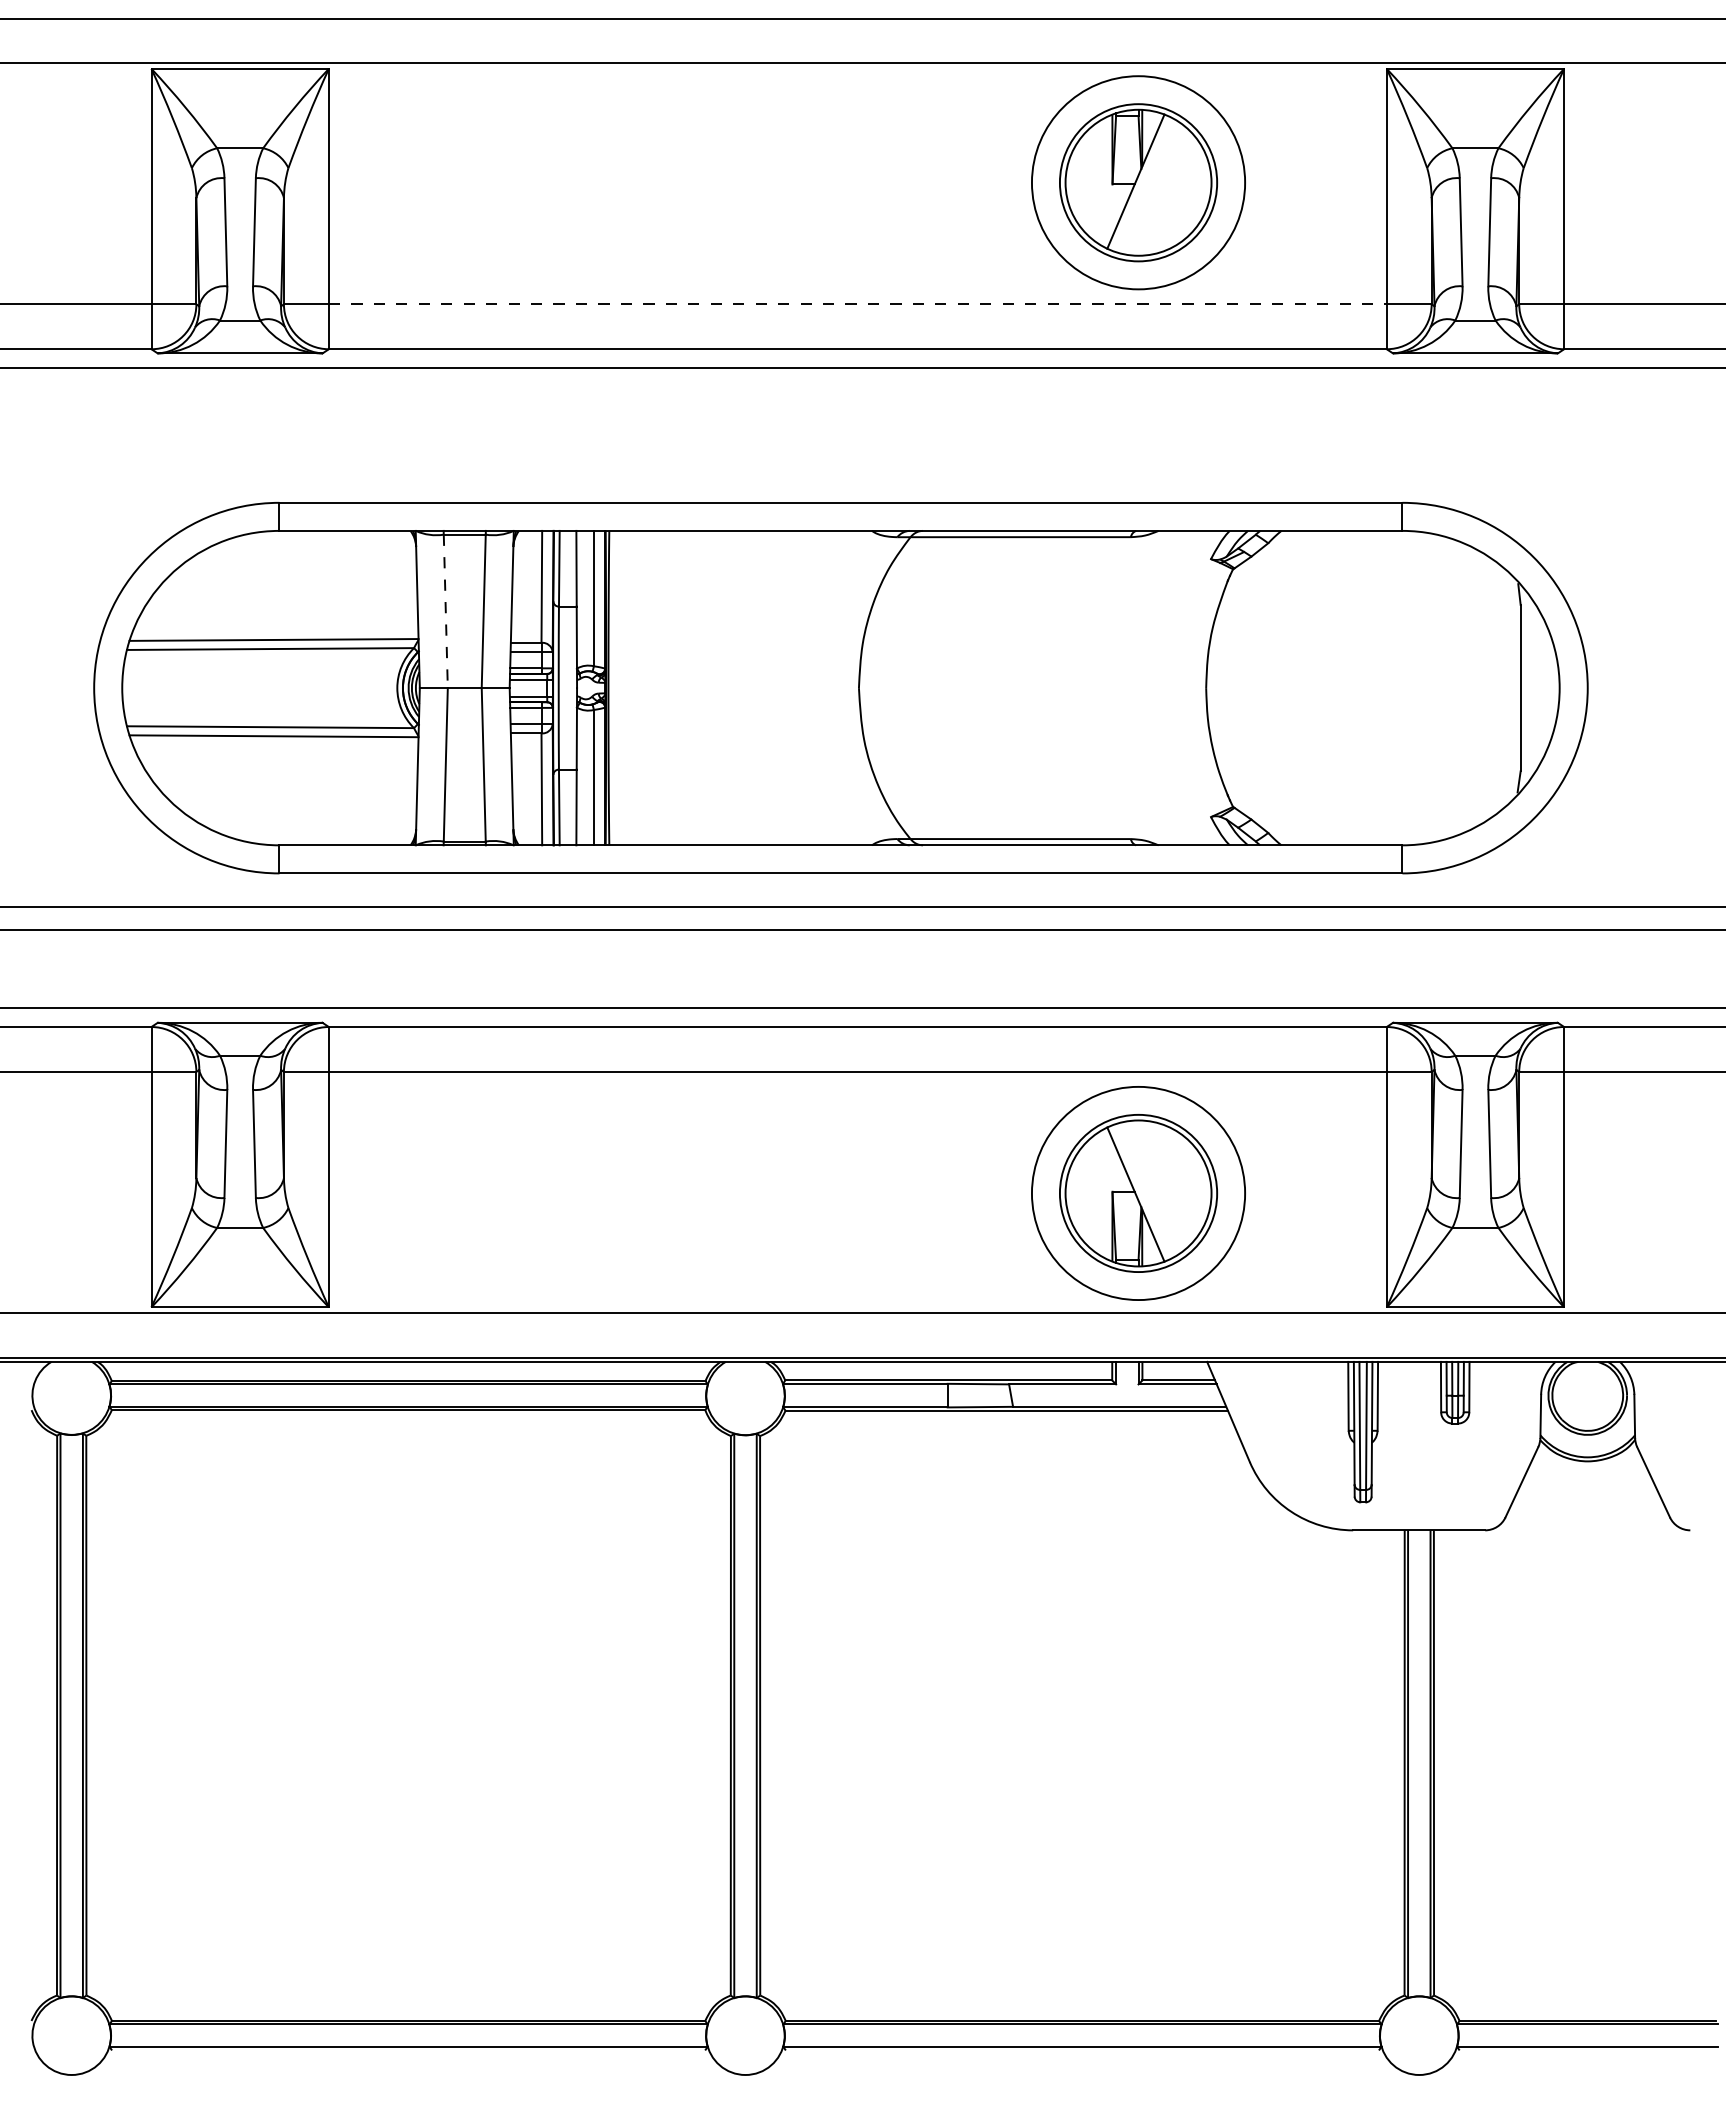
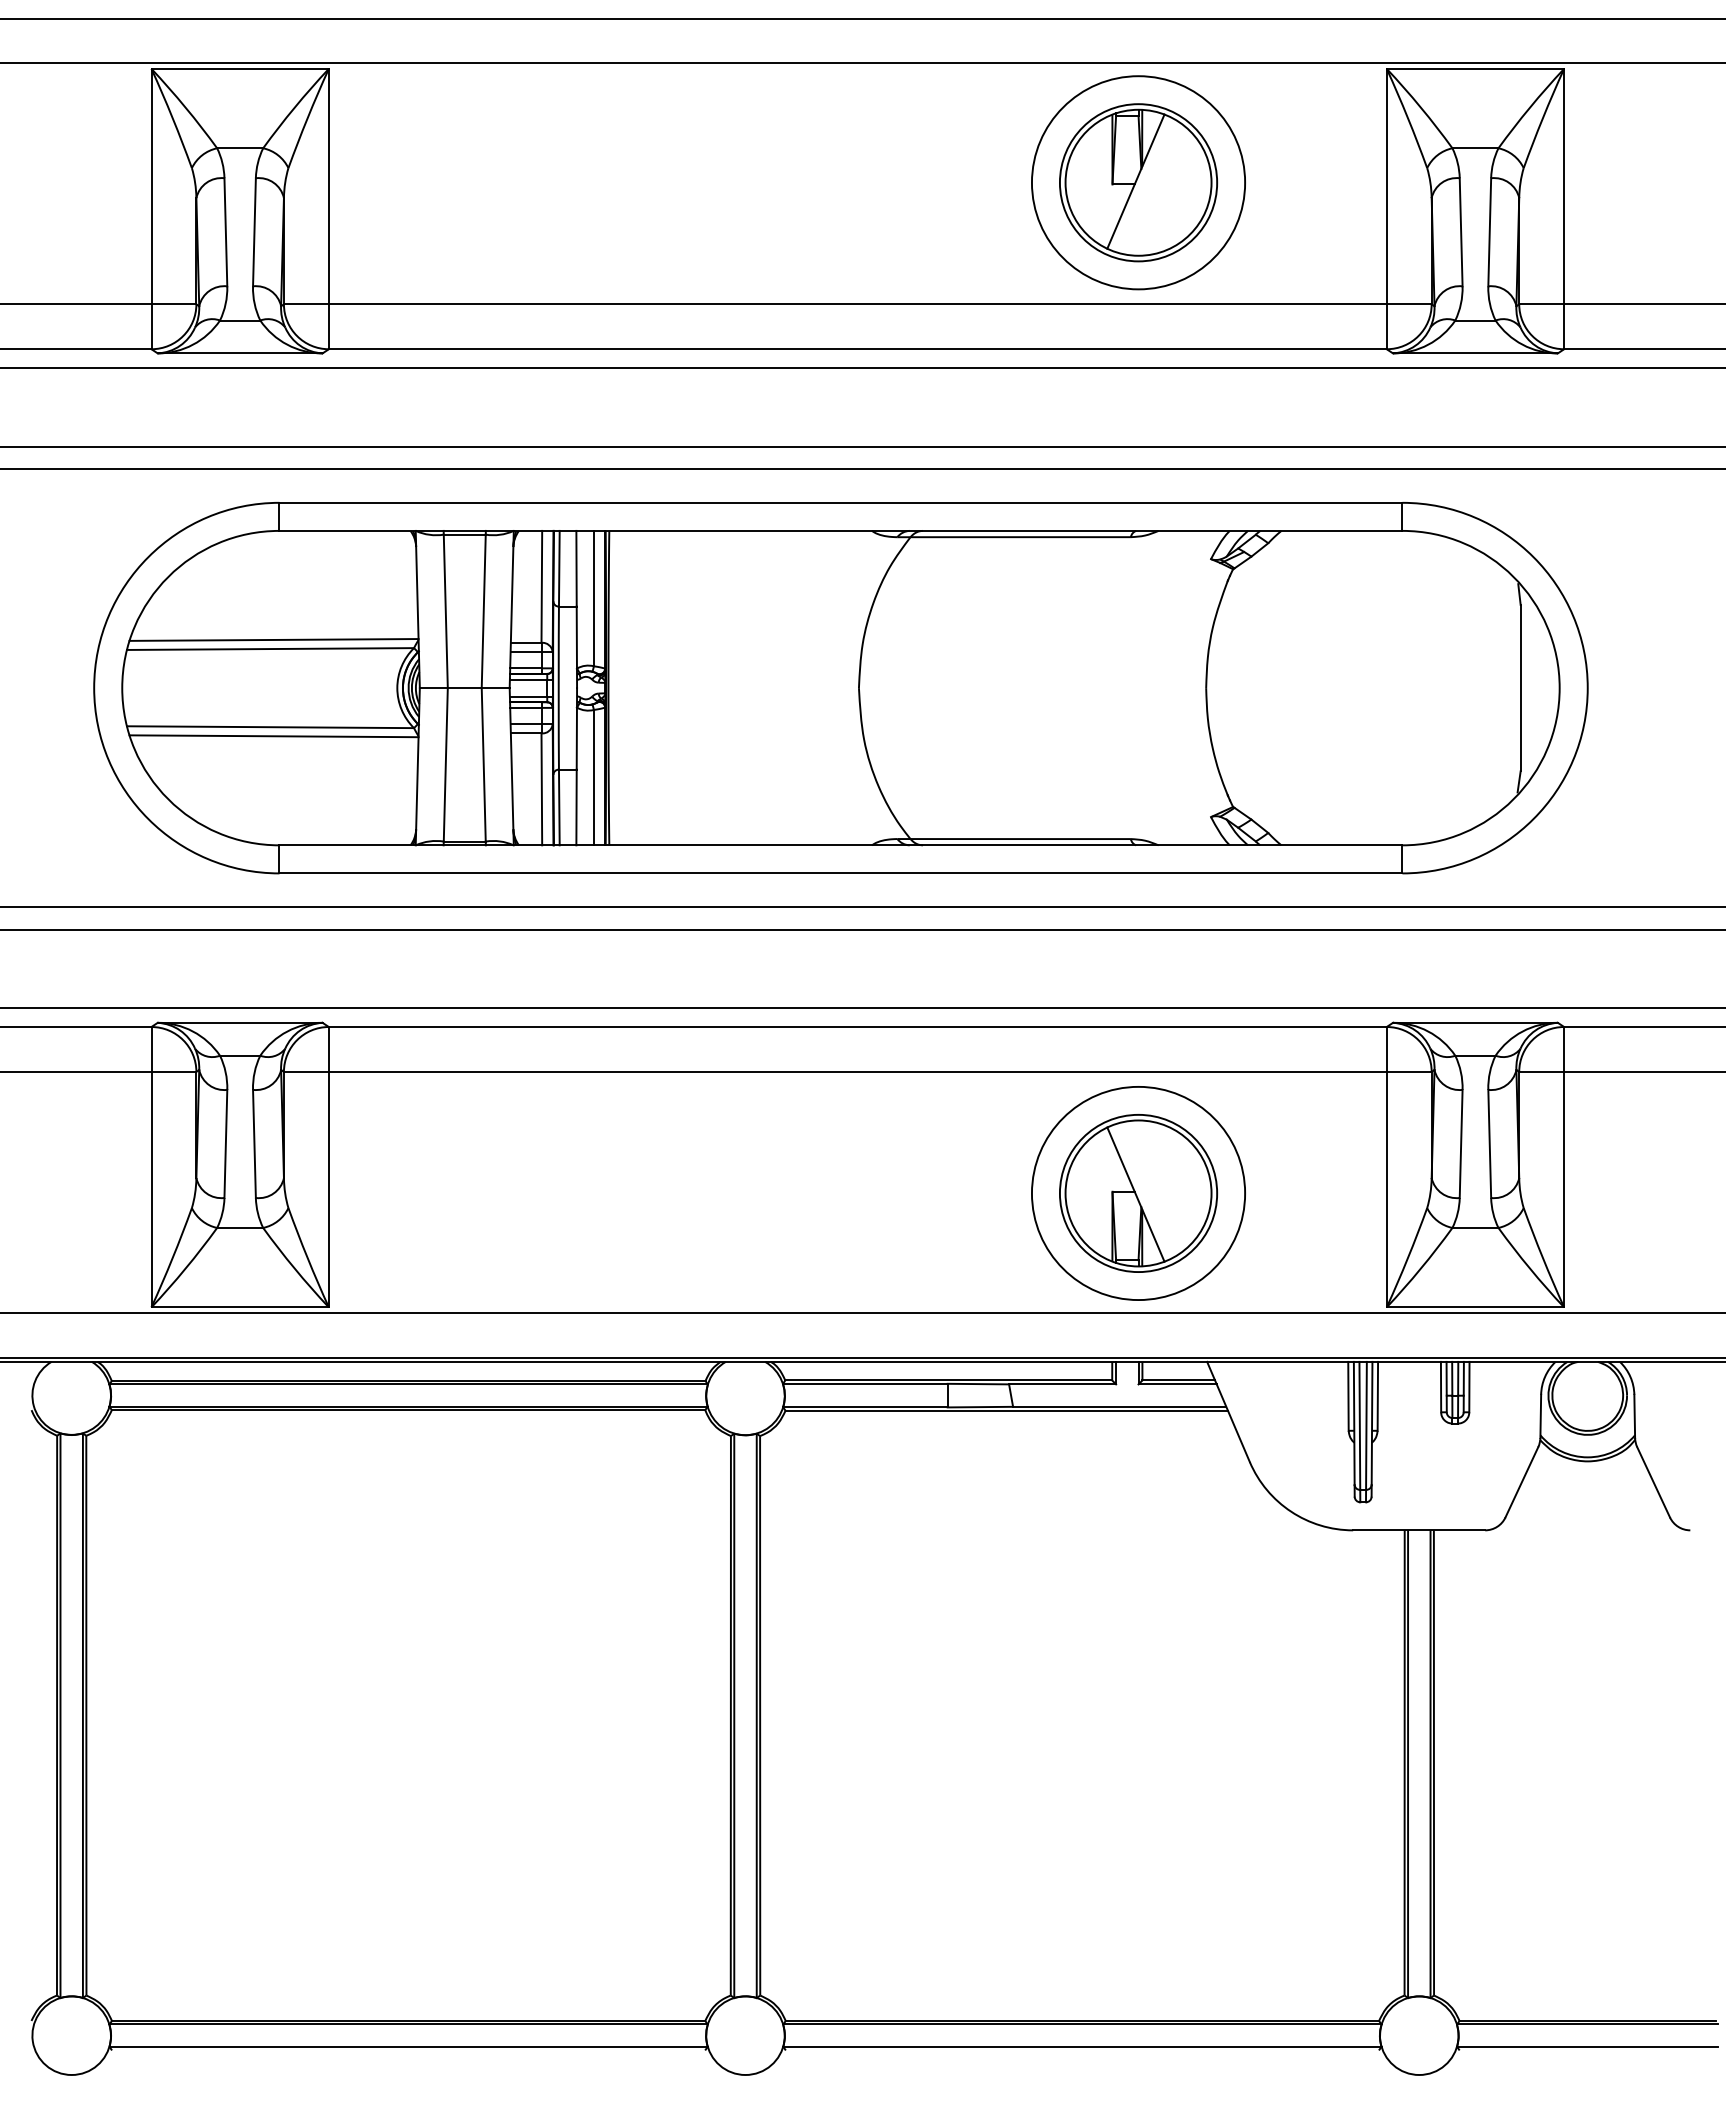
line: dashed -> solid (857, 304)
line: none -> present (862, 446)
line: none -> present (862, 469)
line: dashed -> solid (445, 611)
